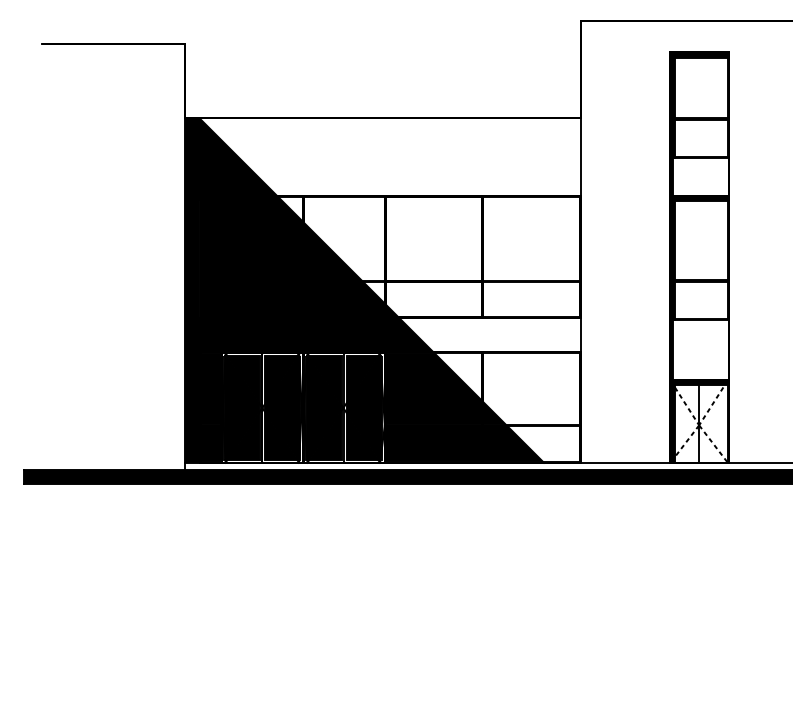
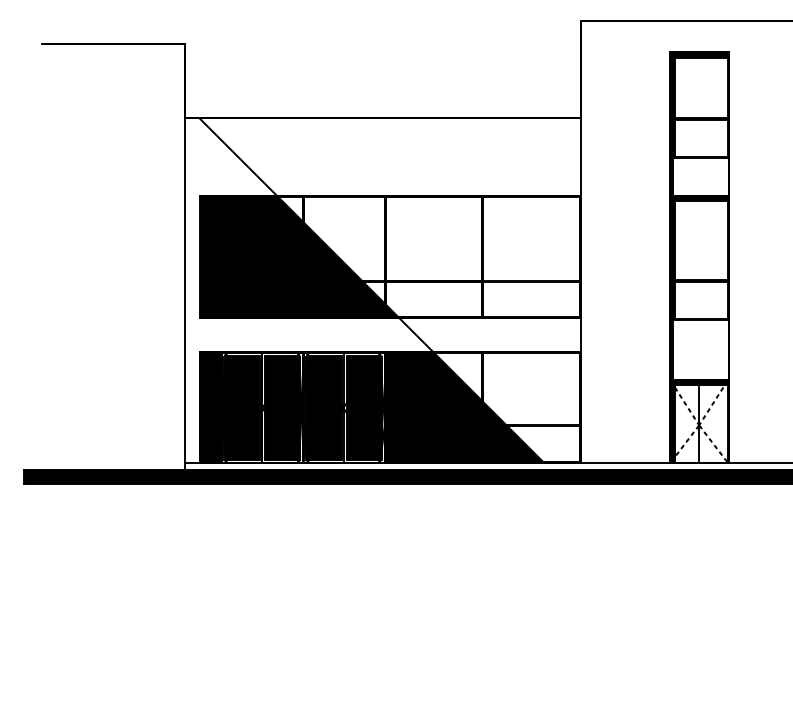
fill: present -> none (308, 290)
